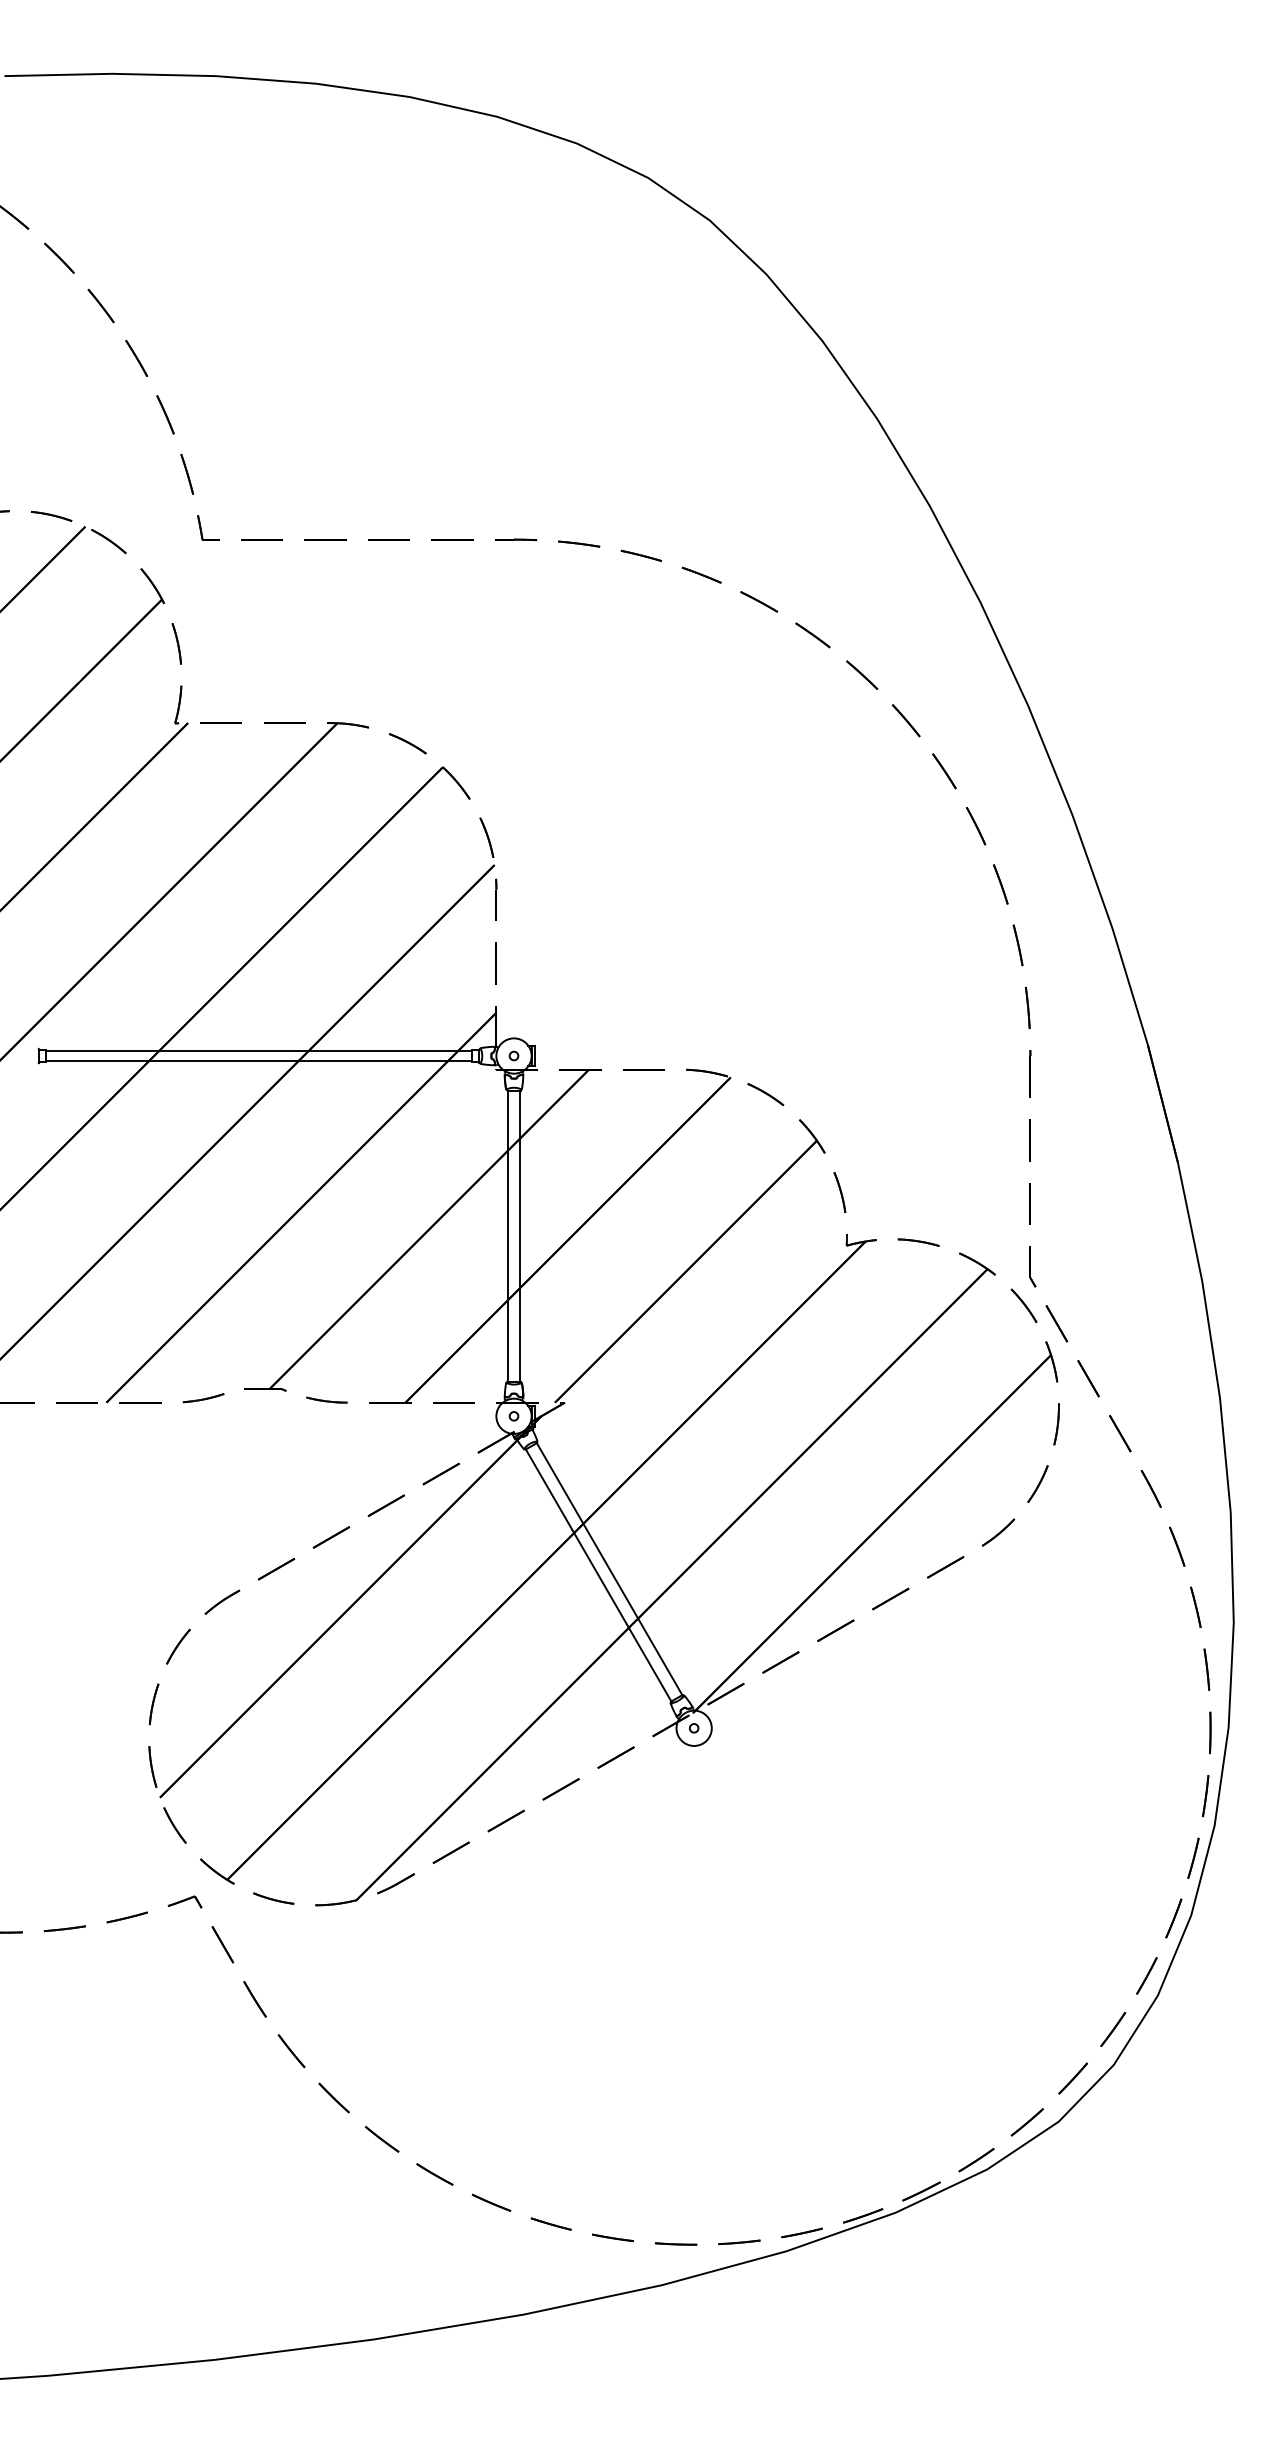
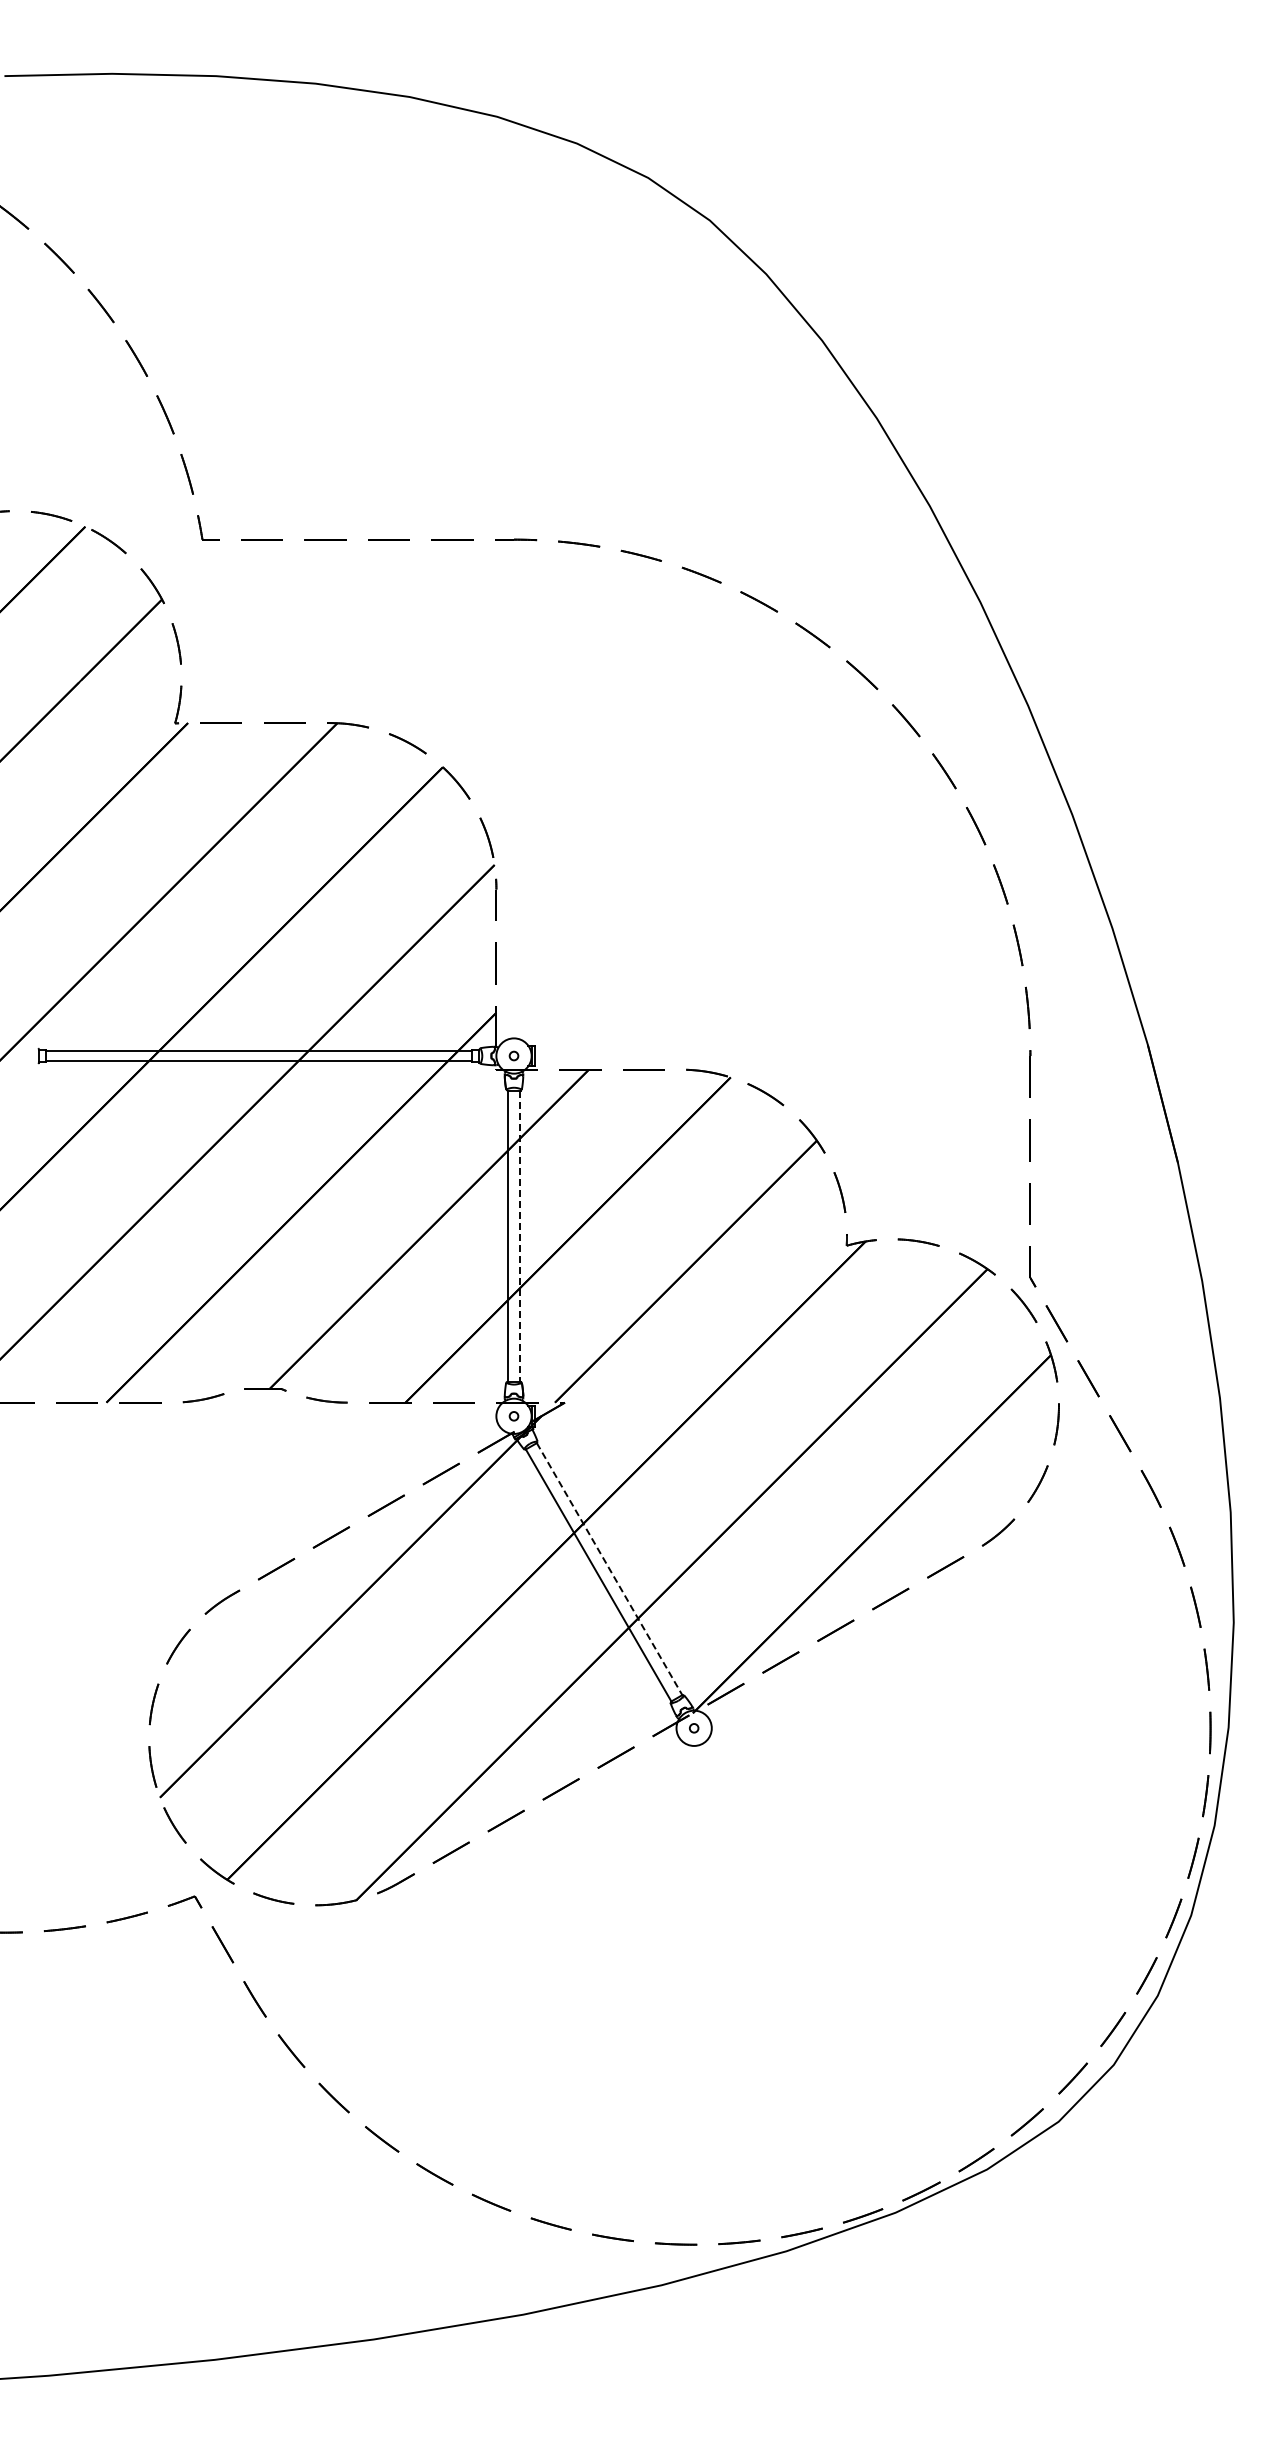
line: solid -> dashed (520, 1236)
line: solid -> dashed (609, 1569)
